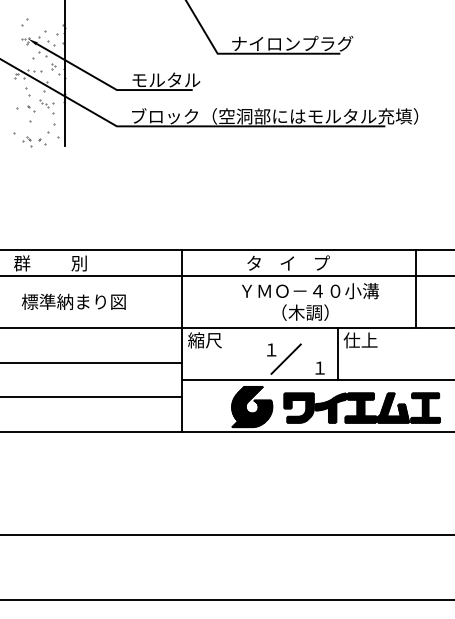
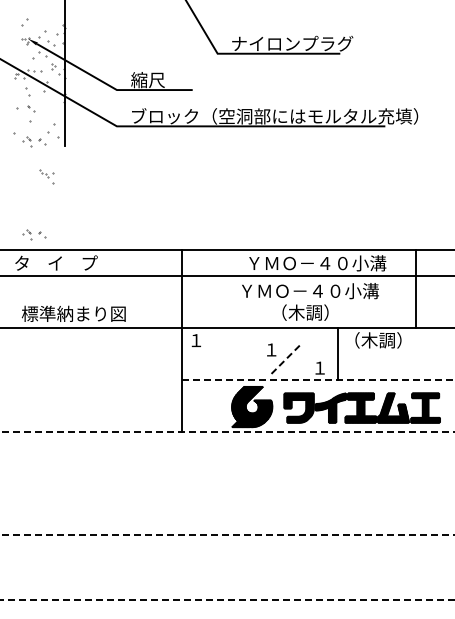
text: モルタル -> 縮尺 (165, 80)
part position: (46, 106) -> (46, 176) (46, 176)
part: none -> present (34, 234)
text: 群          別 -> タ    イ    プ (55, 263)
text: タ    イ    プ -> ＹＭＯ－４０小溝 (316, 263)
text position: (73, 301) -> (73, 313) (73, 313)
text: 縮尺 -> １ (204, 340)
text: 仕上 -> （木調） (372, 340)
line: solid -> dashed (286, 359)
line: present -> none (92, 362)
line: solid -> dashed (319, 379)
line: present -> none (92, 397)
line: solid -> dashed (227, 431)
line: solid -> dashed (227, 534)
line: solid -> dashed (228, 600)
